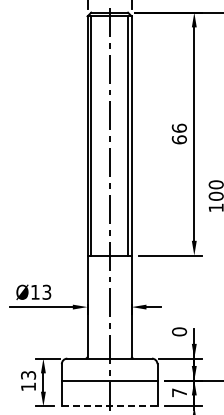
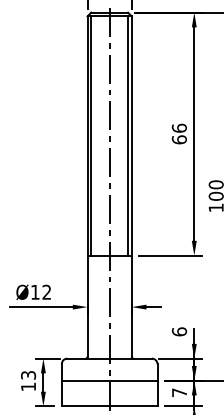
text: Ø13 -> Ø12 (46, 292)
text: 0 -> 6 (179, 331)
line: dashed -> solid (109, 406)
